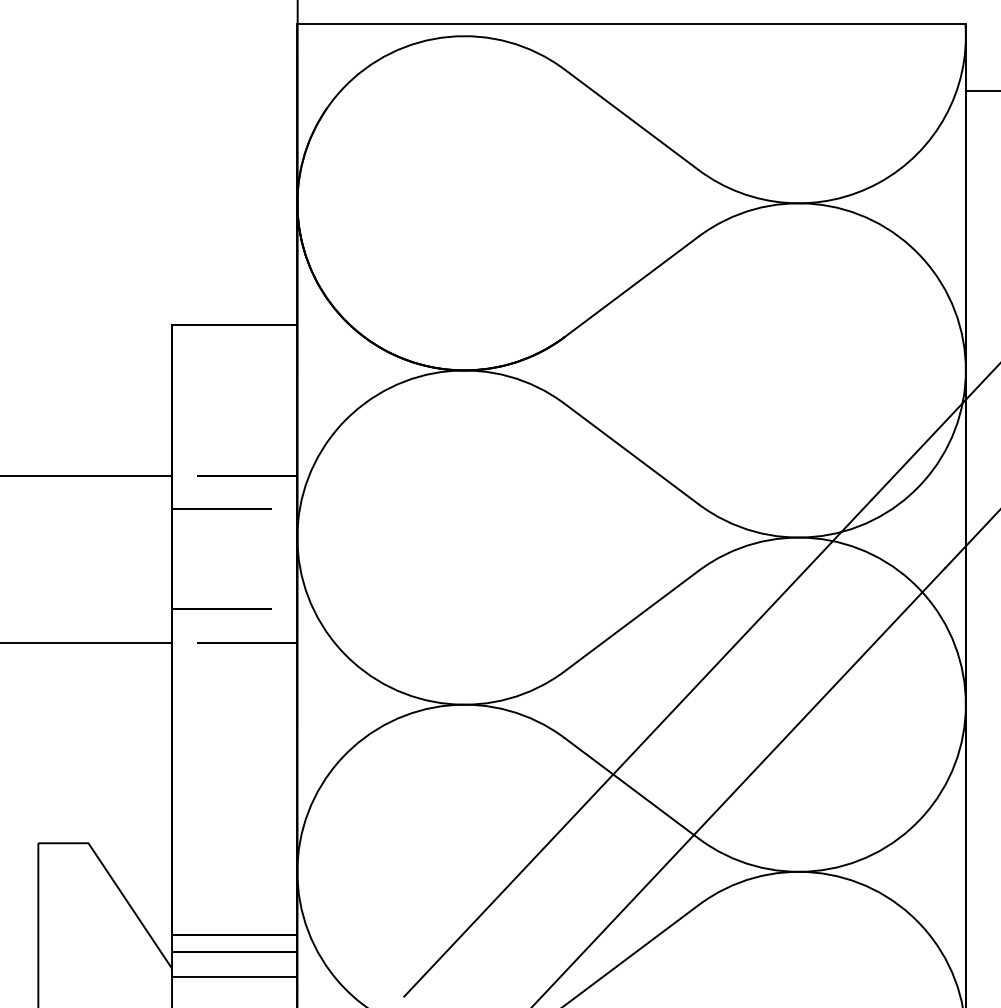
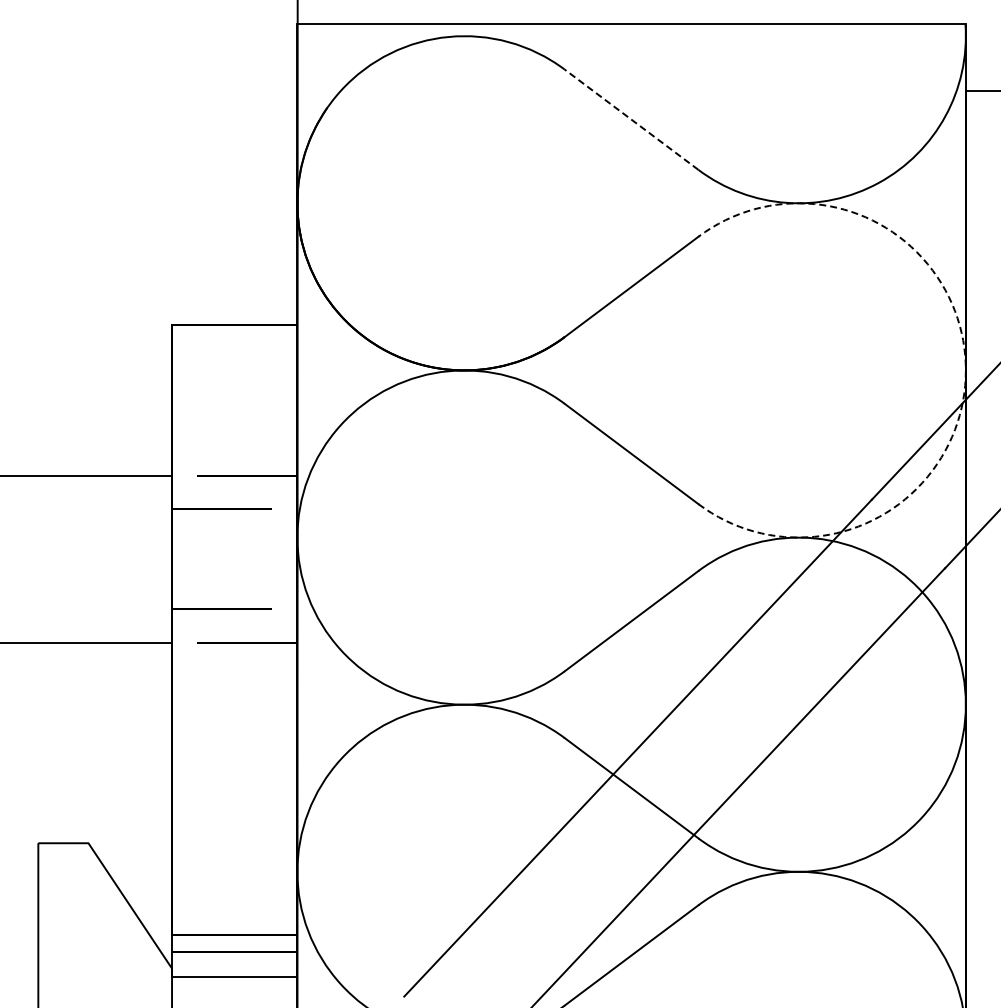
line: solid -> dashed (631, 119)
arc: solid -> dashed (965, 370)
